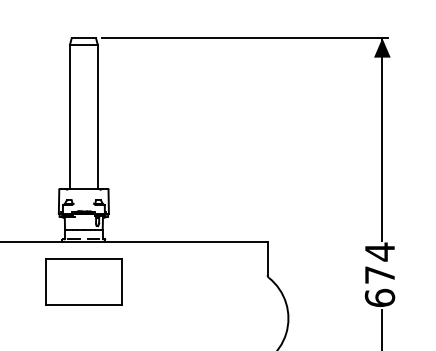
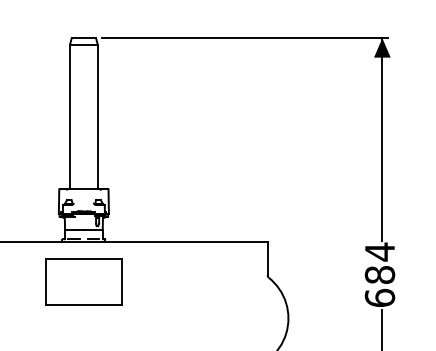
text: 674 -> 684 (379, 275)
